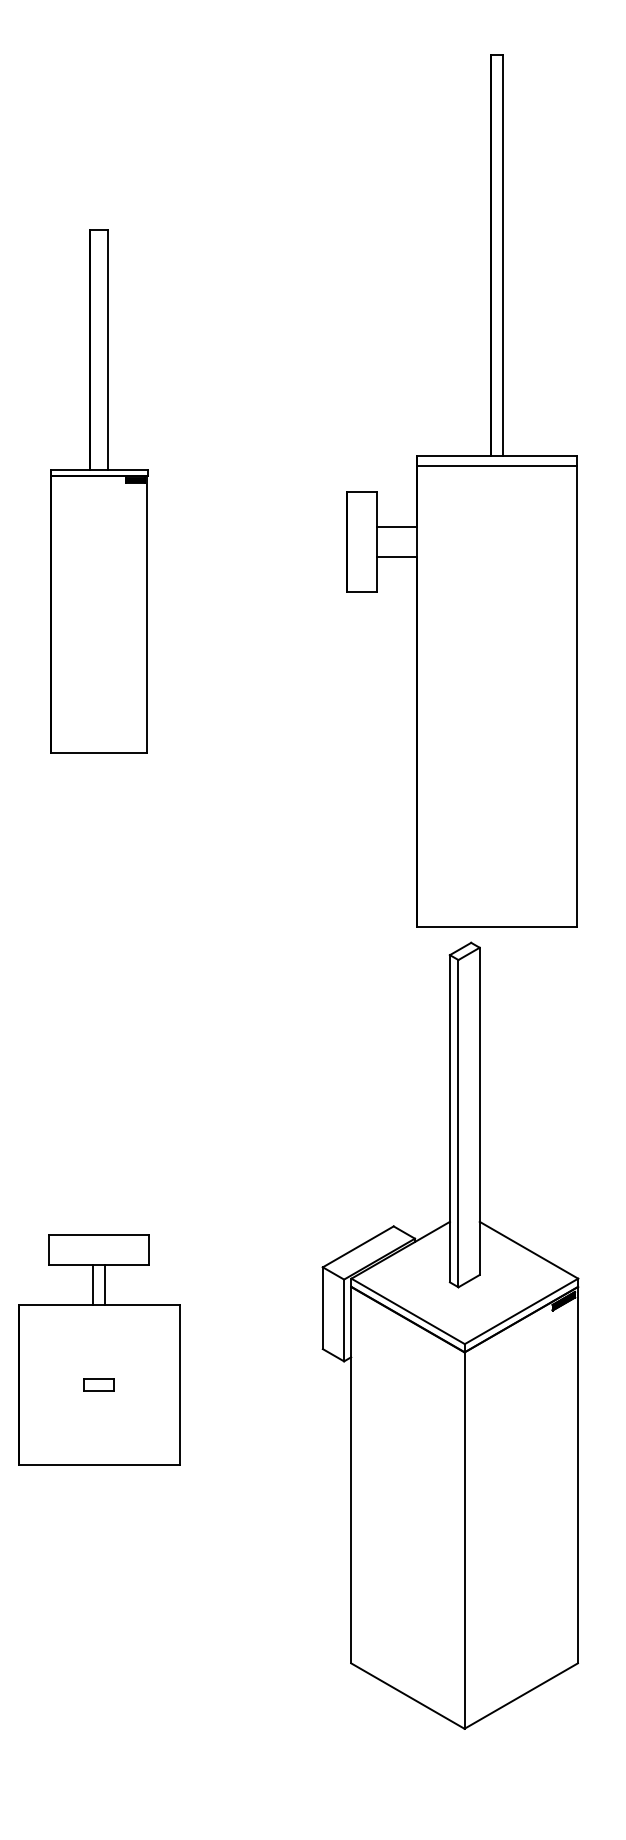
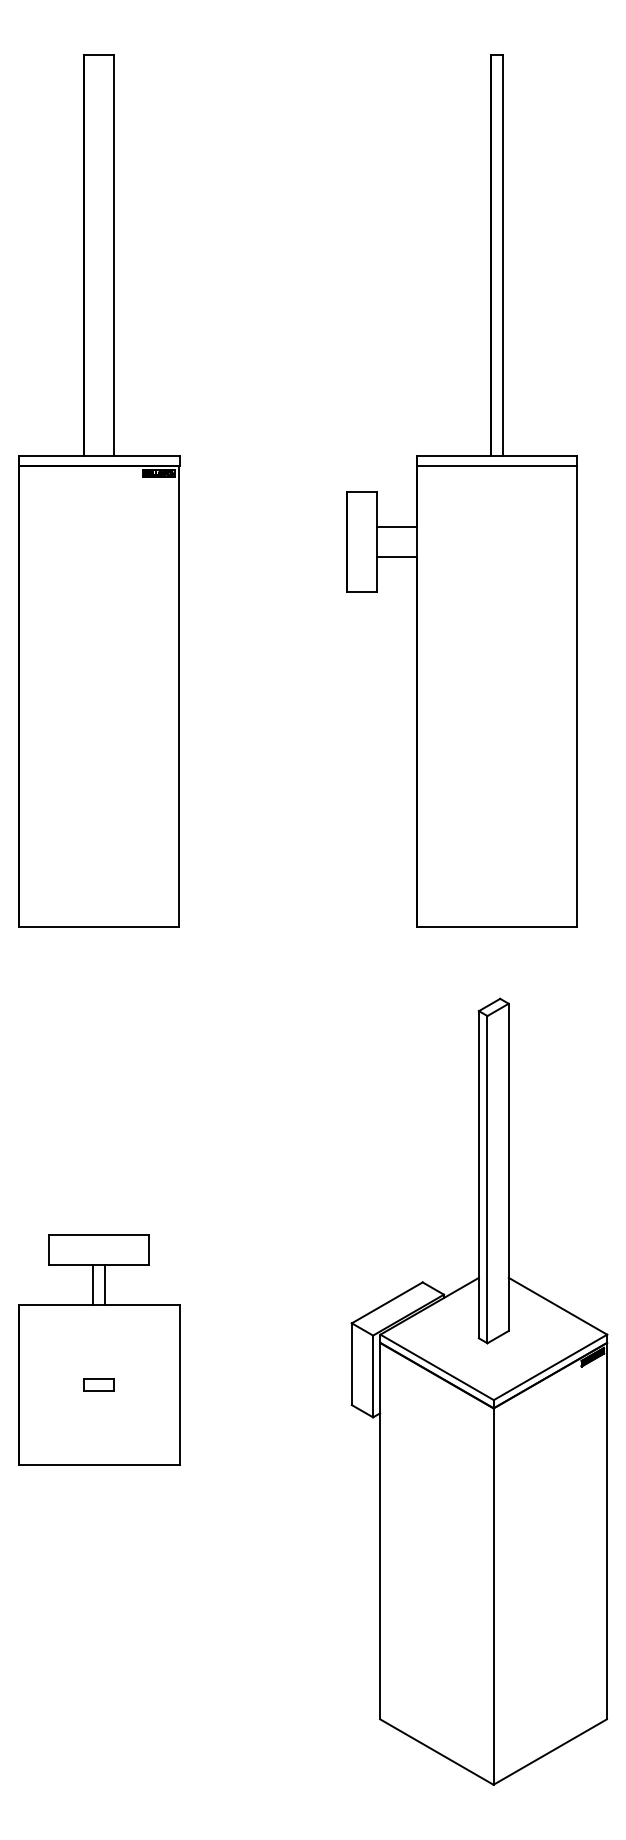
part size: 99x525 px -> 163x874 px (99, 490)
part position: (450, 1335) -> (479, 1391) (479, 1391)
